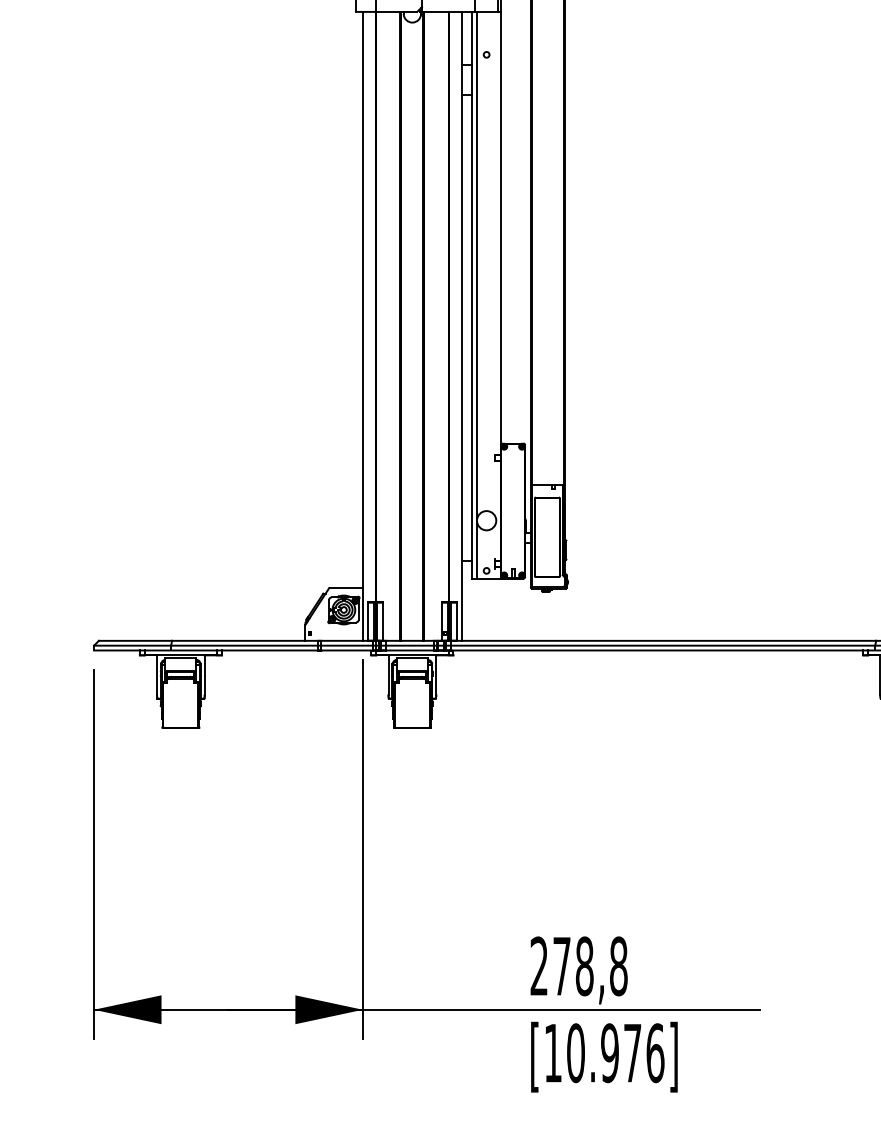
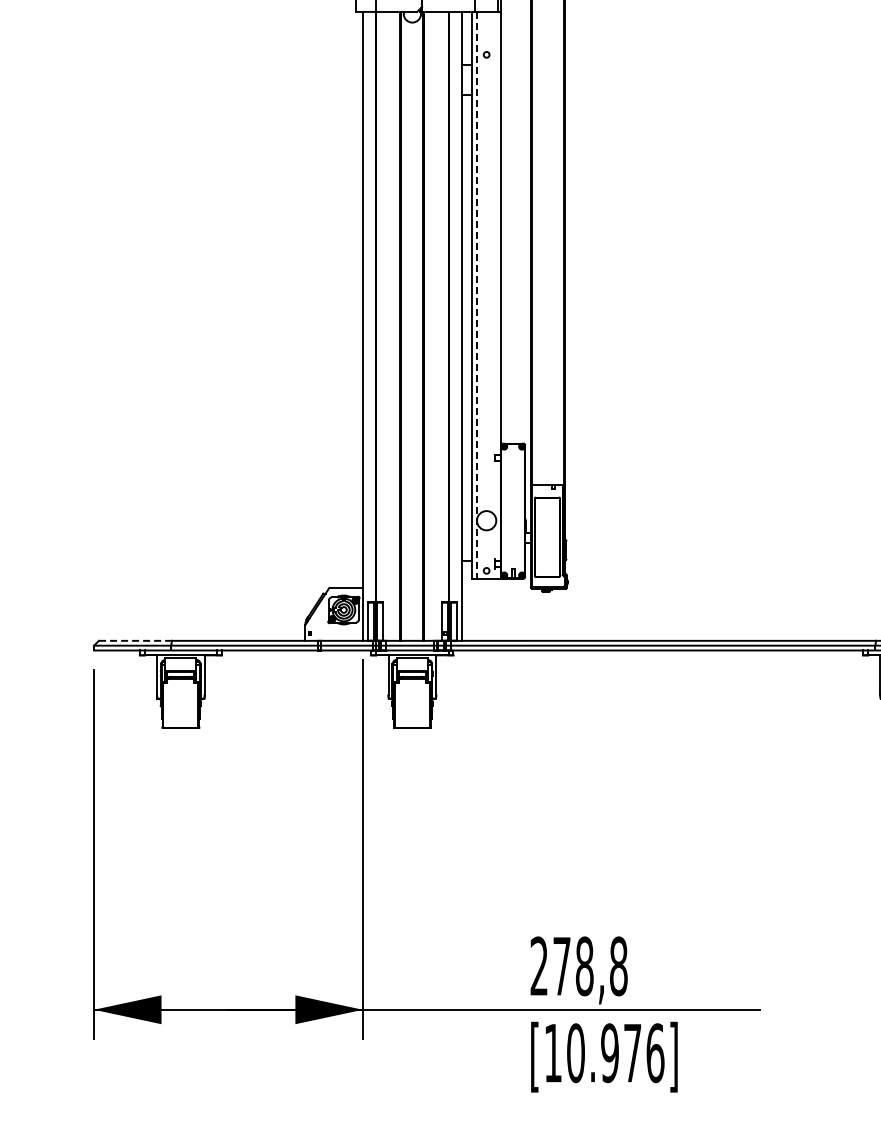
line: solid -> dashed (477, 295)
line: solid -> dashed (135, 640)
